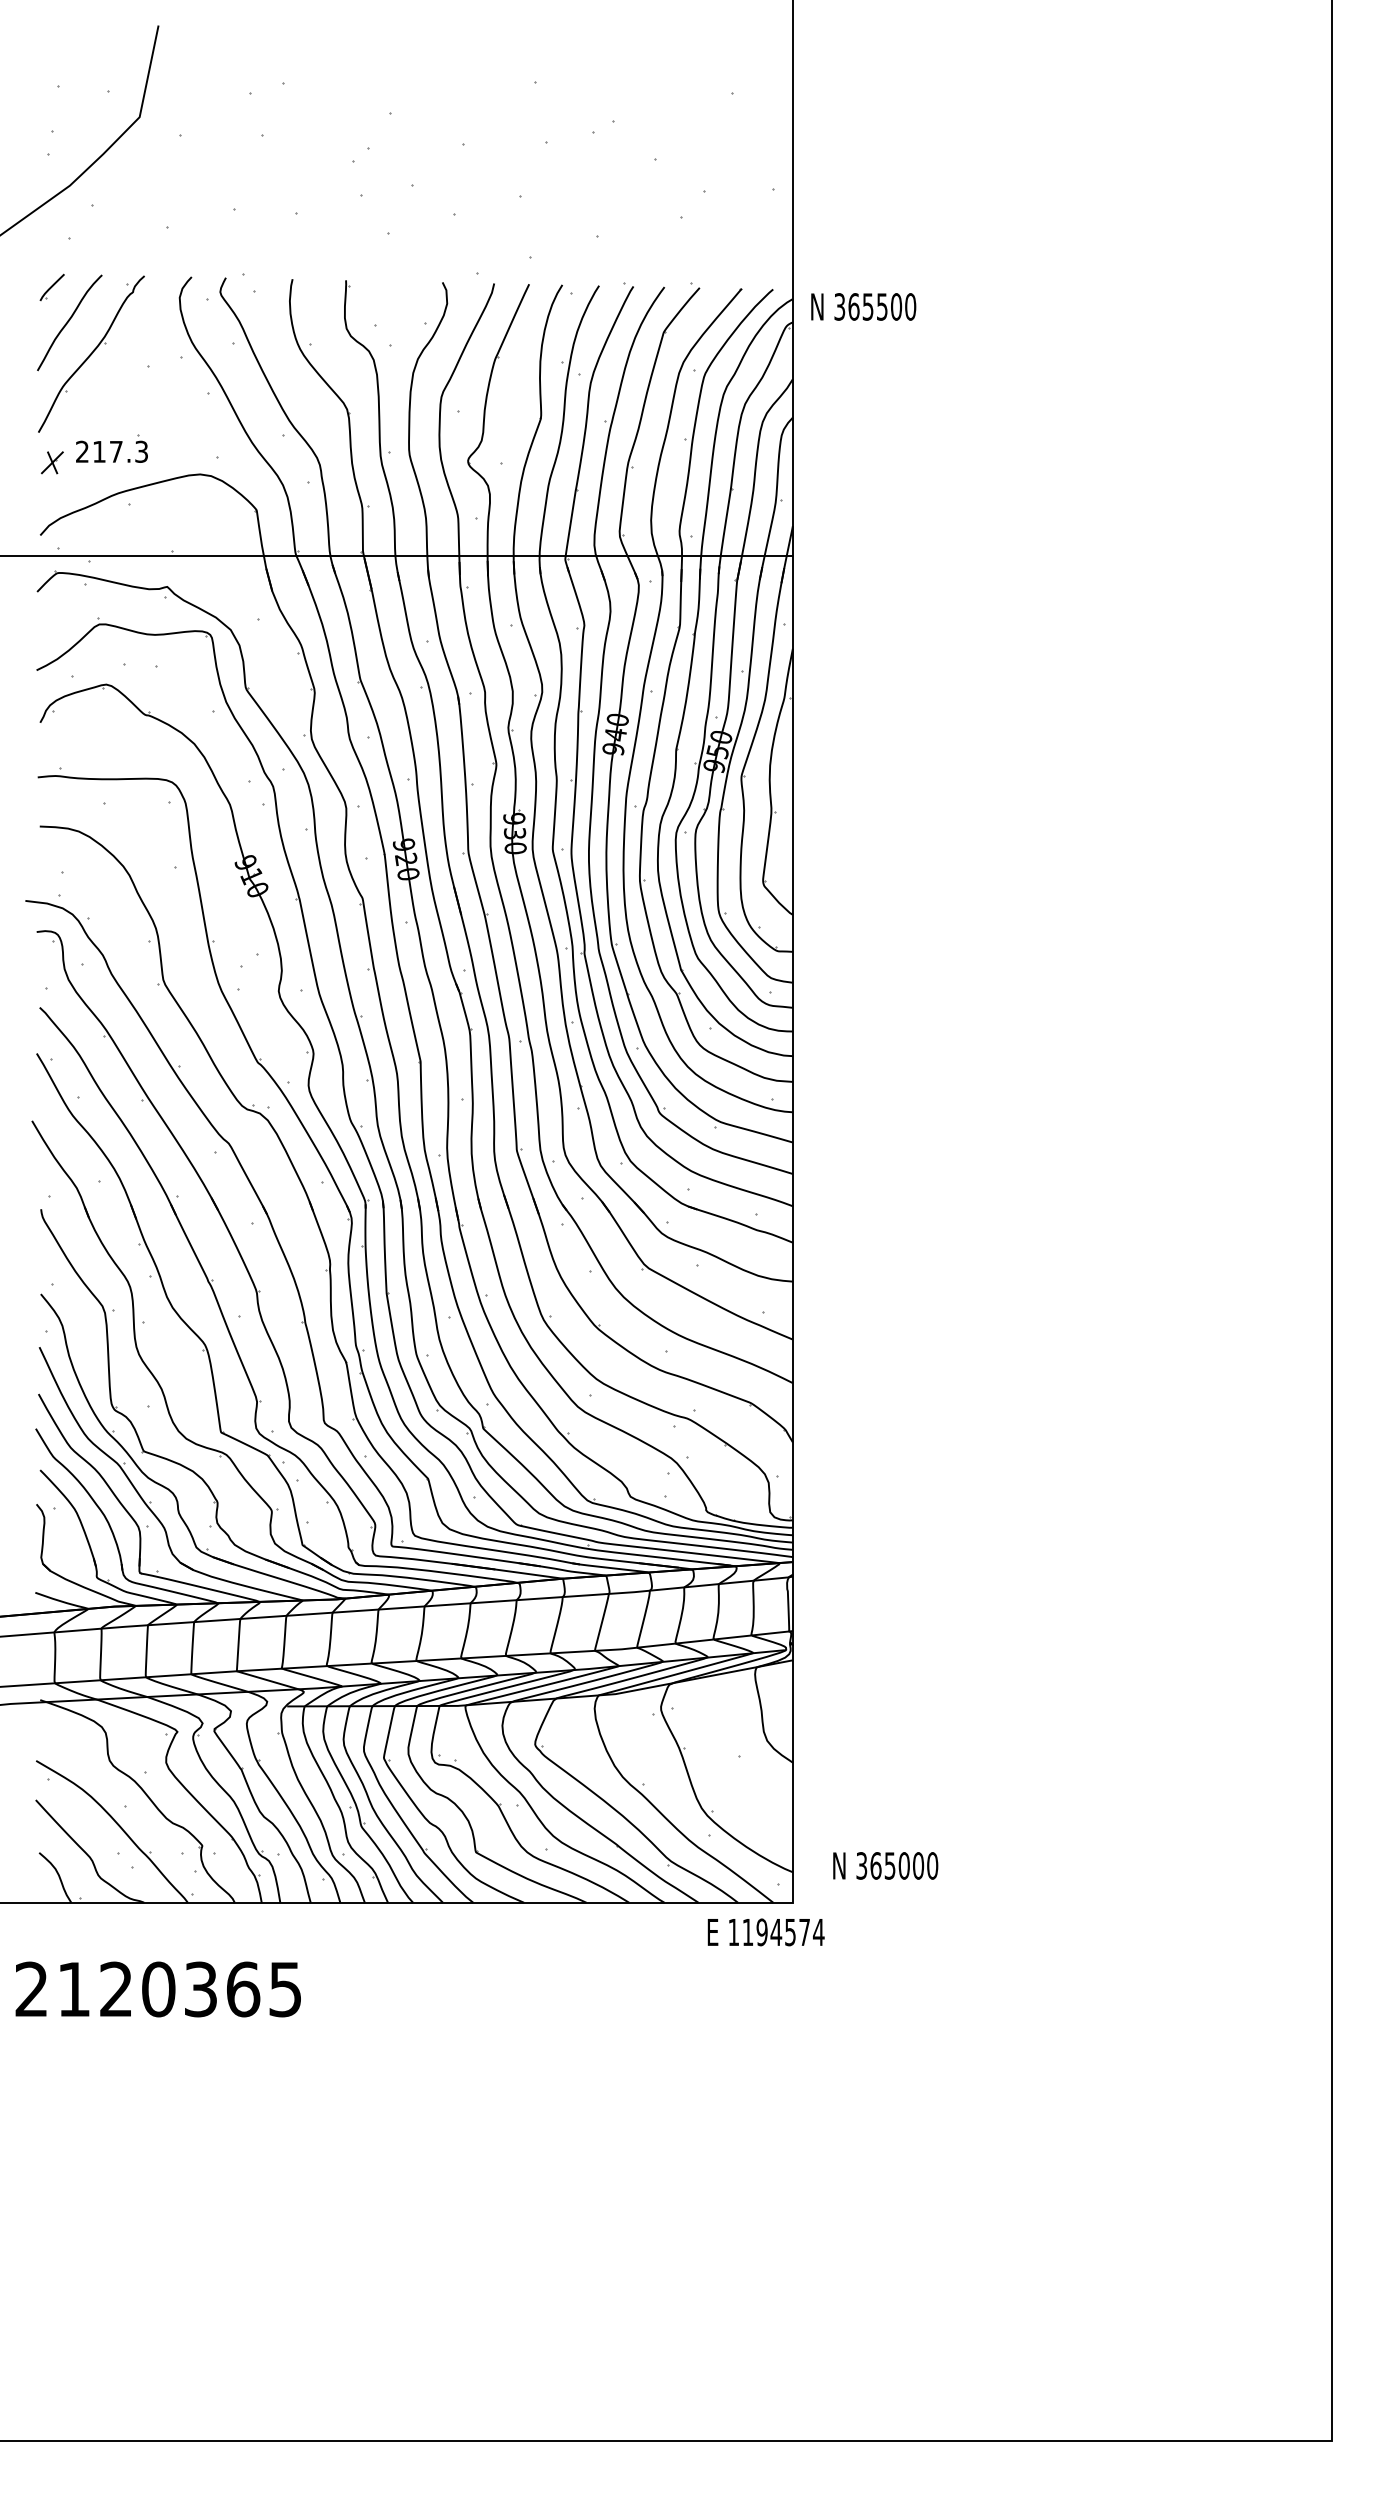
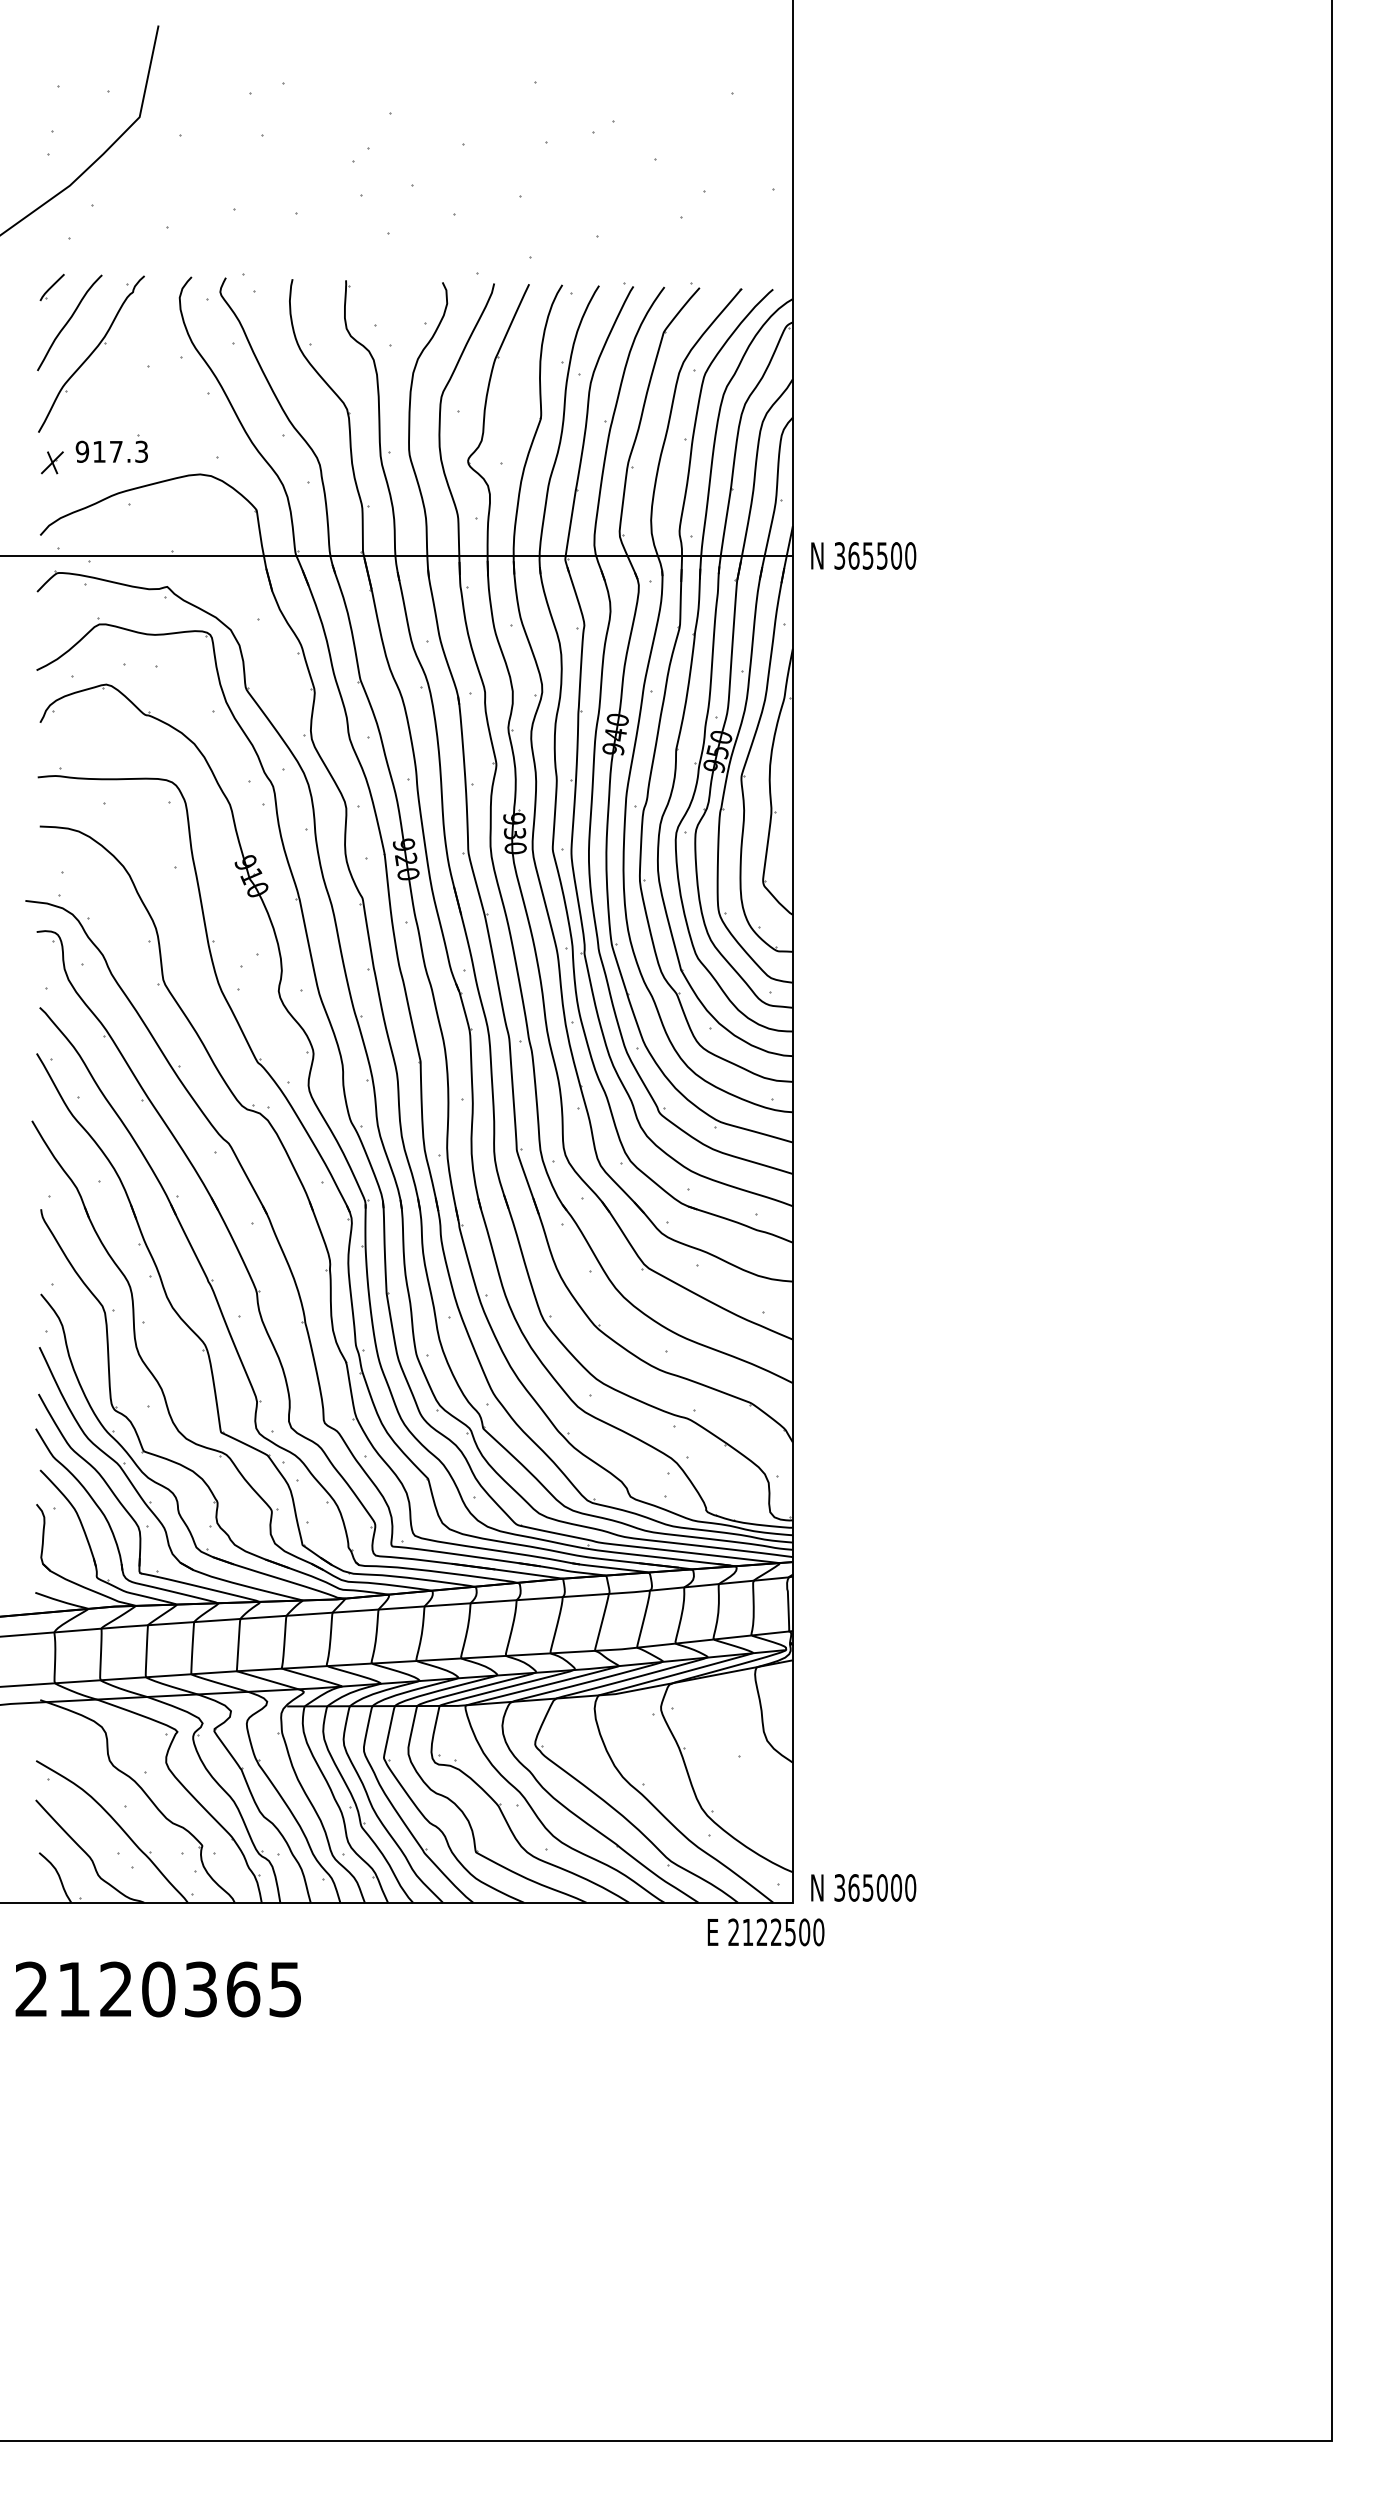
text position: (863, 306) -> (863, 555) (863, 555)
text: 217.3 -> 917.3 (82, 451)
text position: (885, 1865) -> (863, 1887) (863, 1887)
text: 1194574 -> 2122500 (776, 1932)
